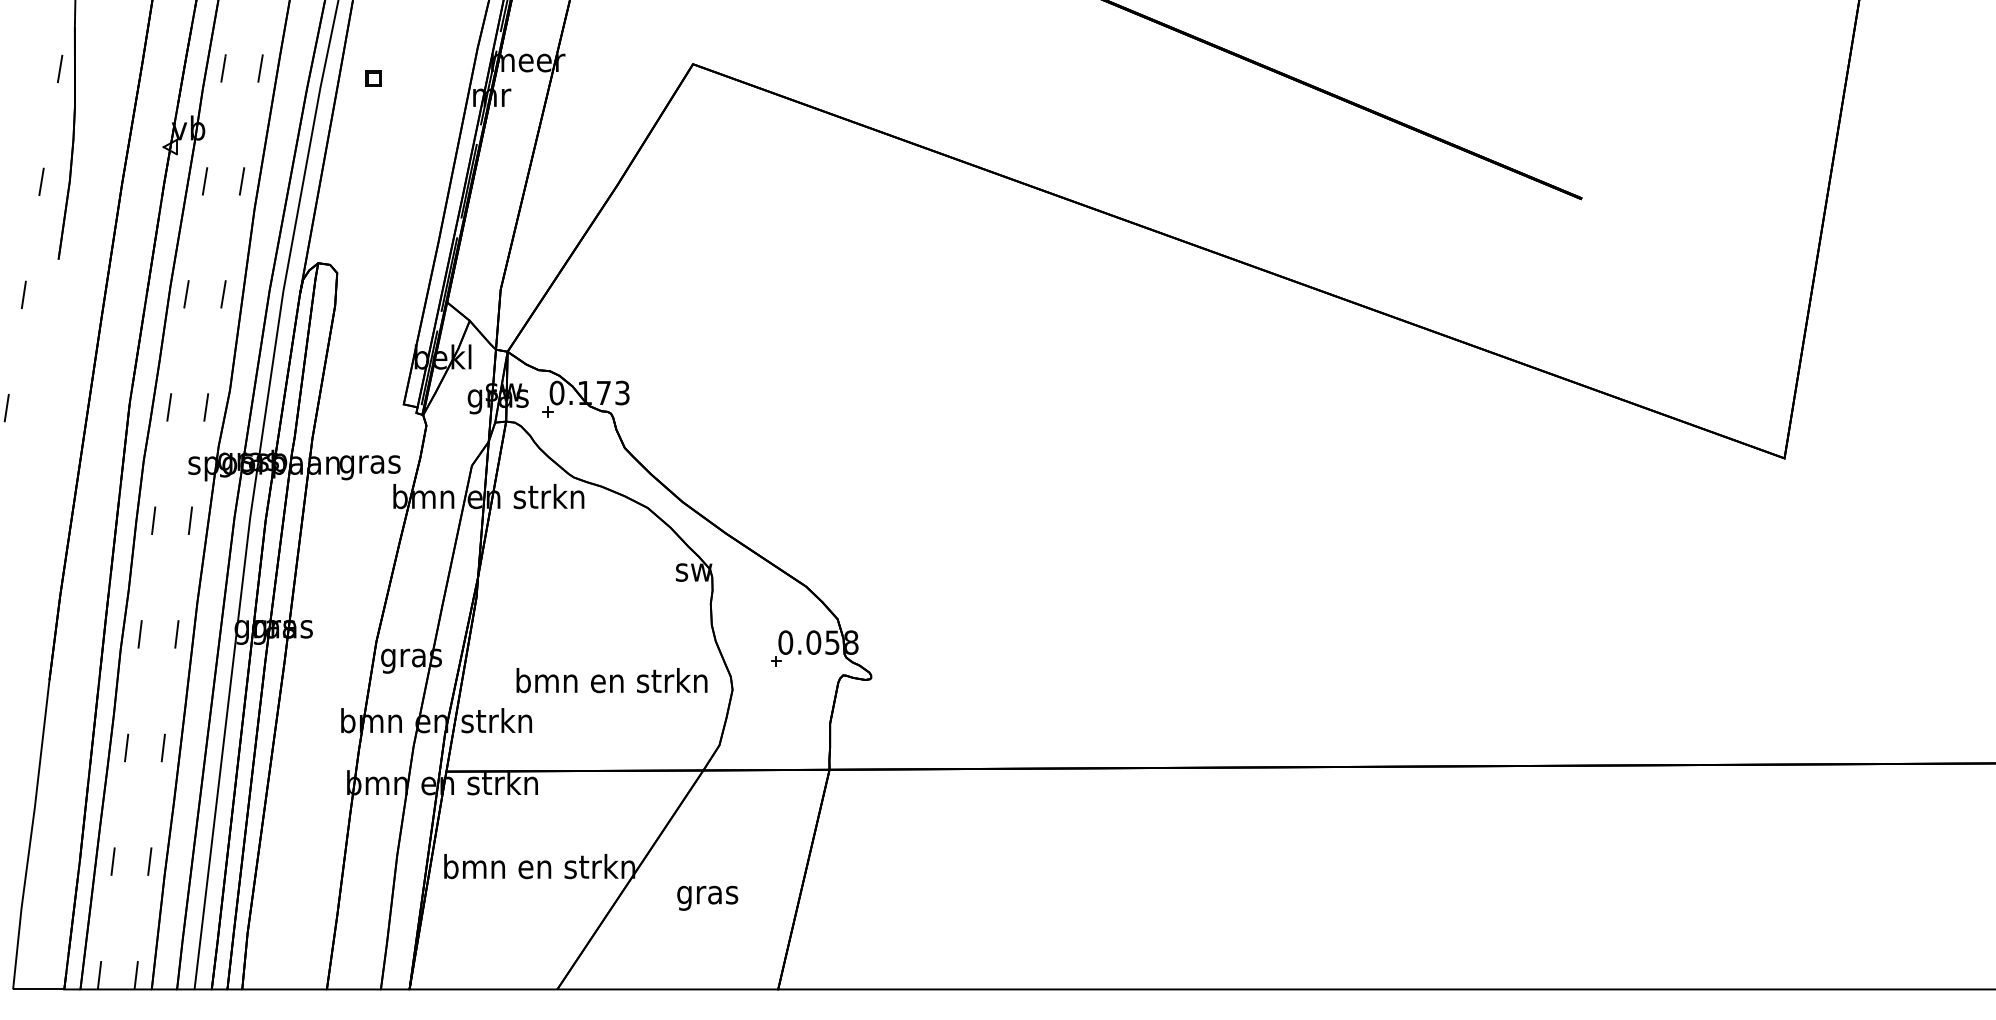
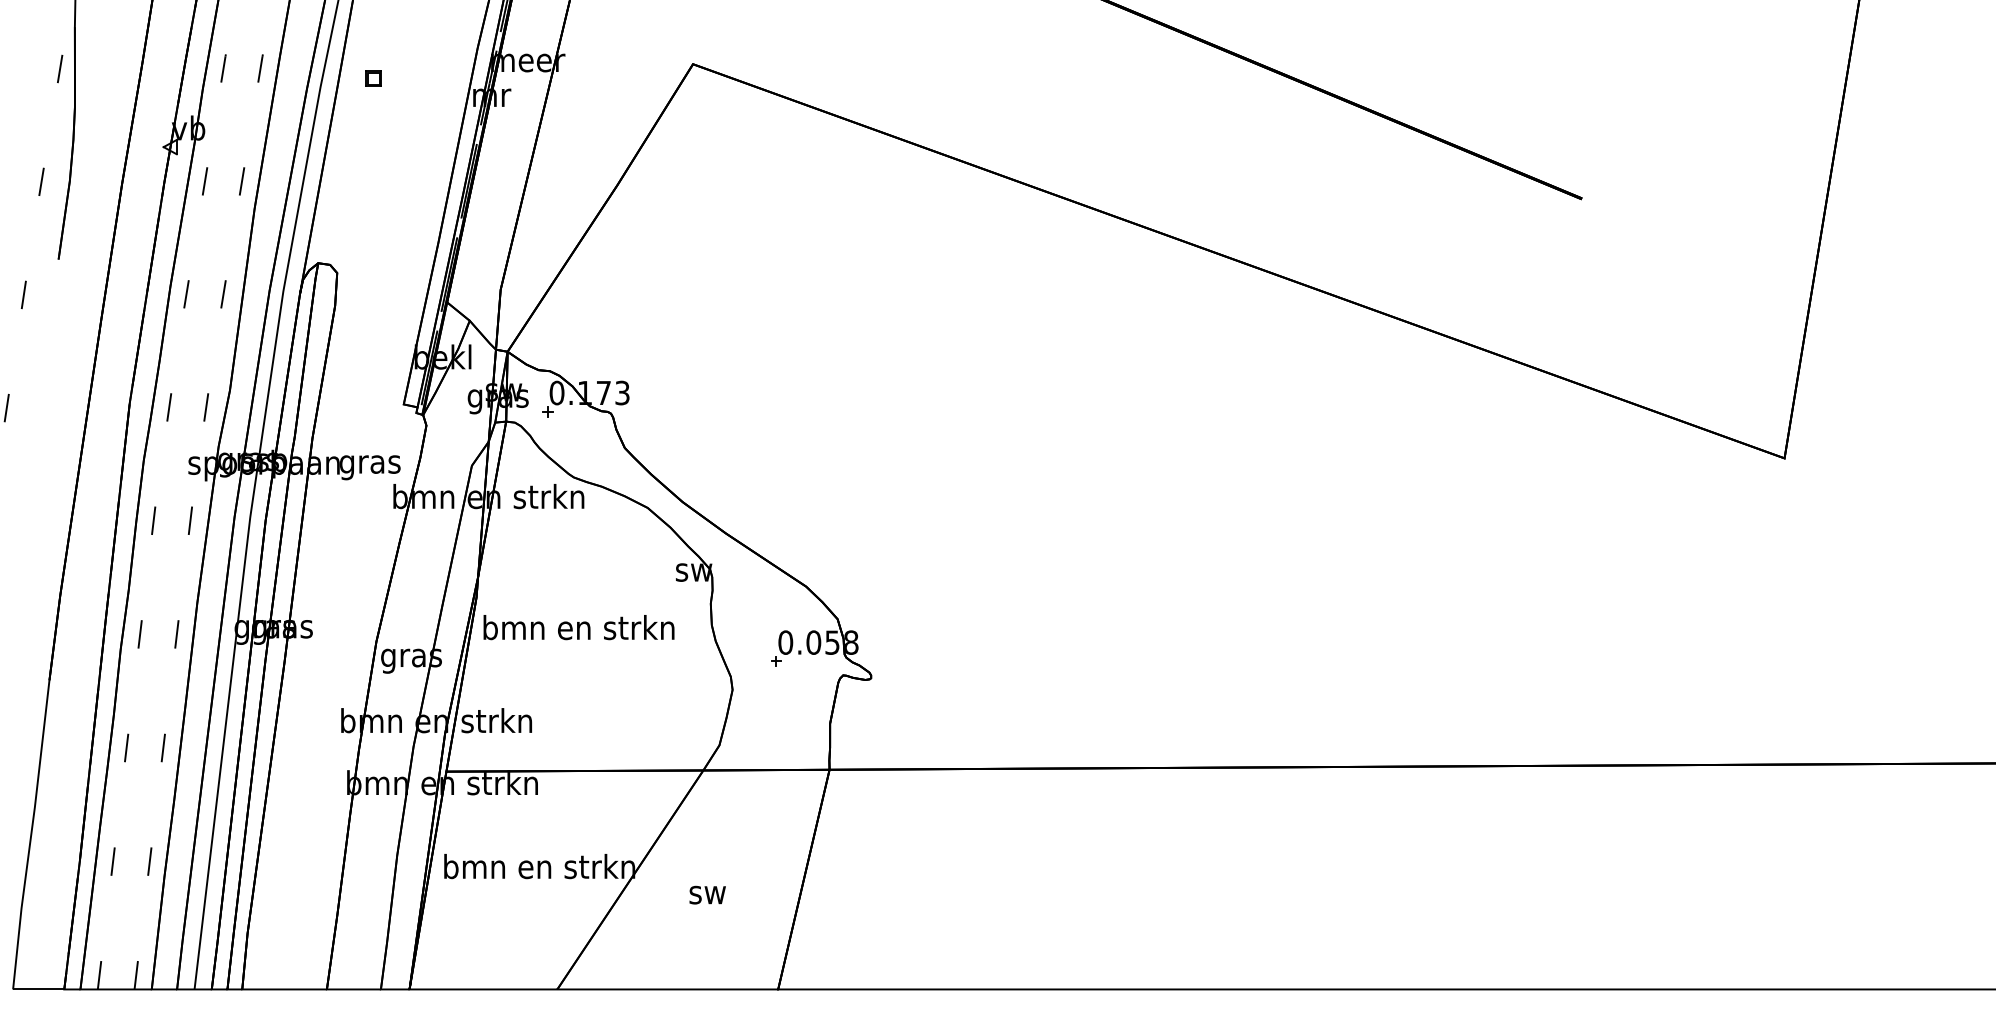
text position: (611, 680) -> (578, 627) (578, 627)
text: gras -> sw (707, 897)
